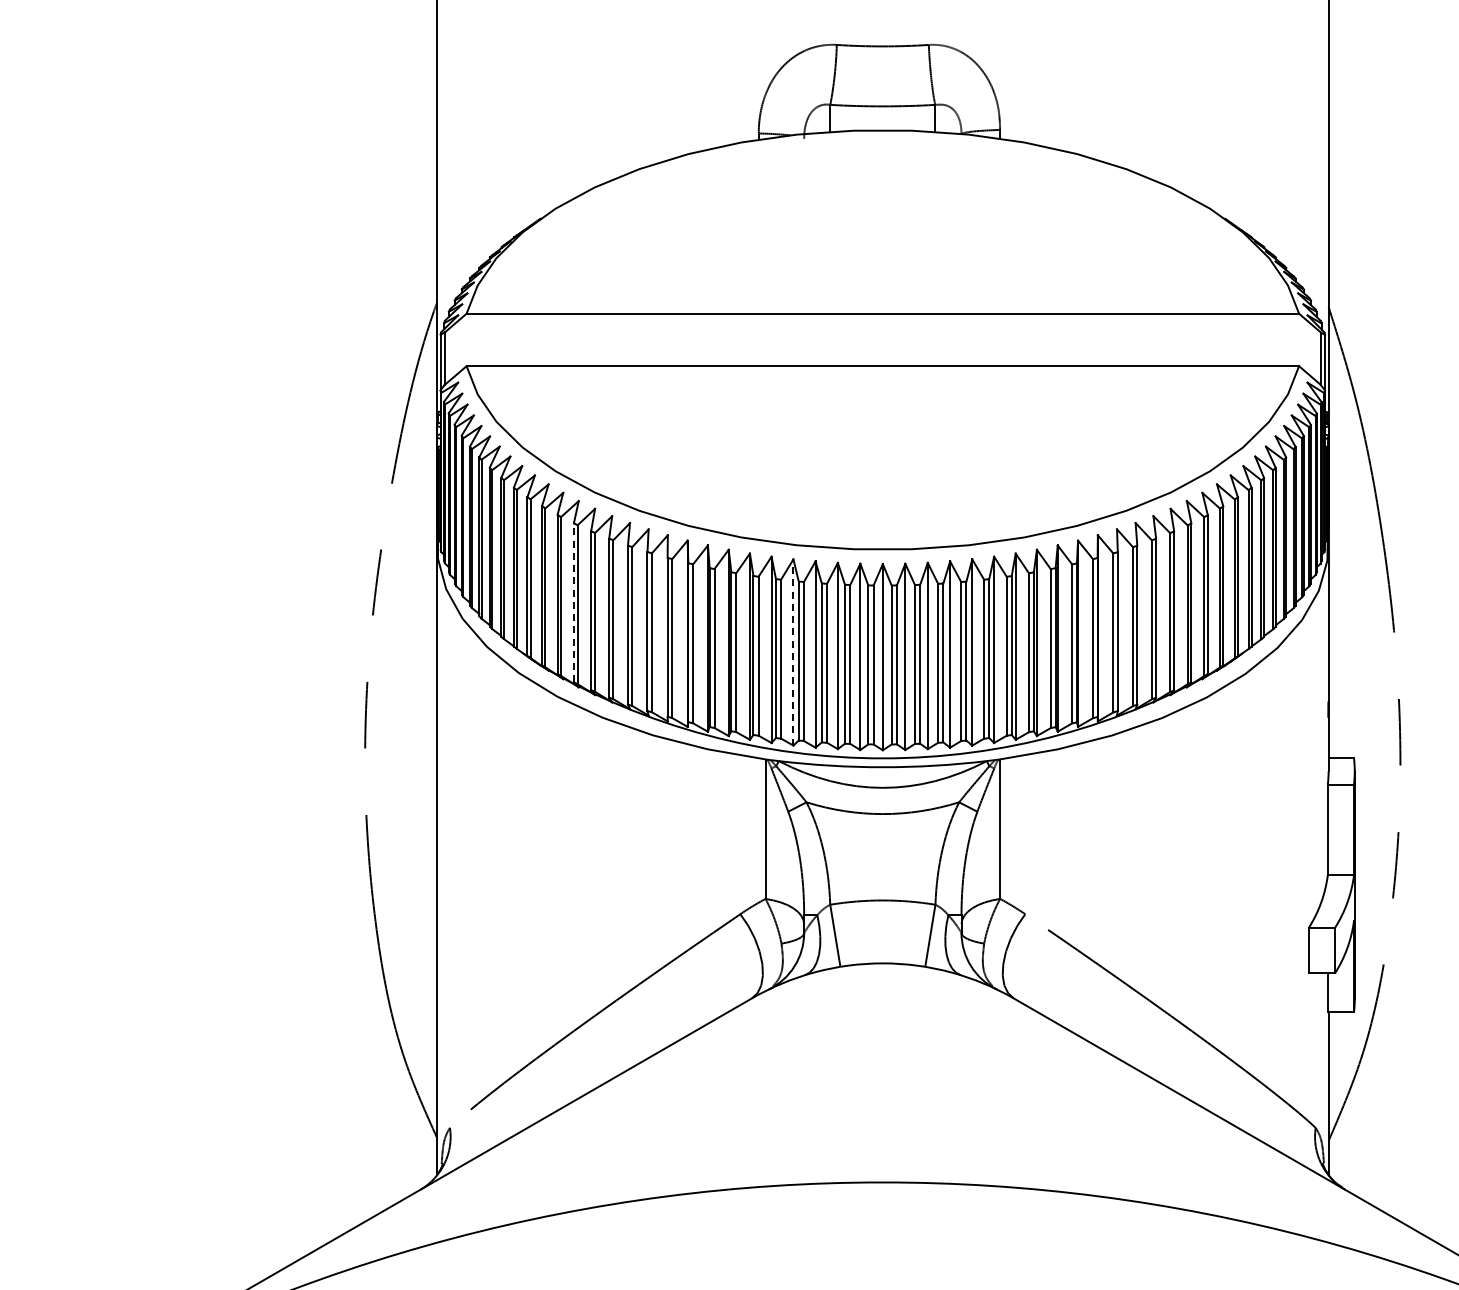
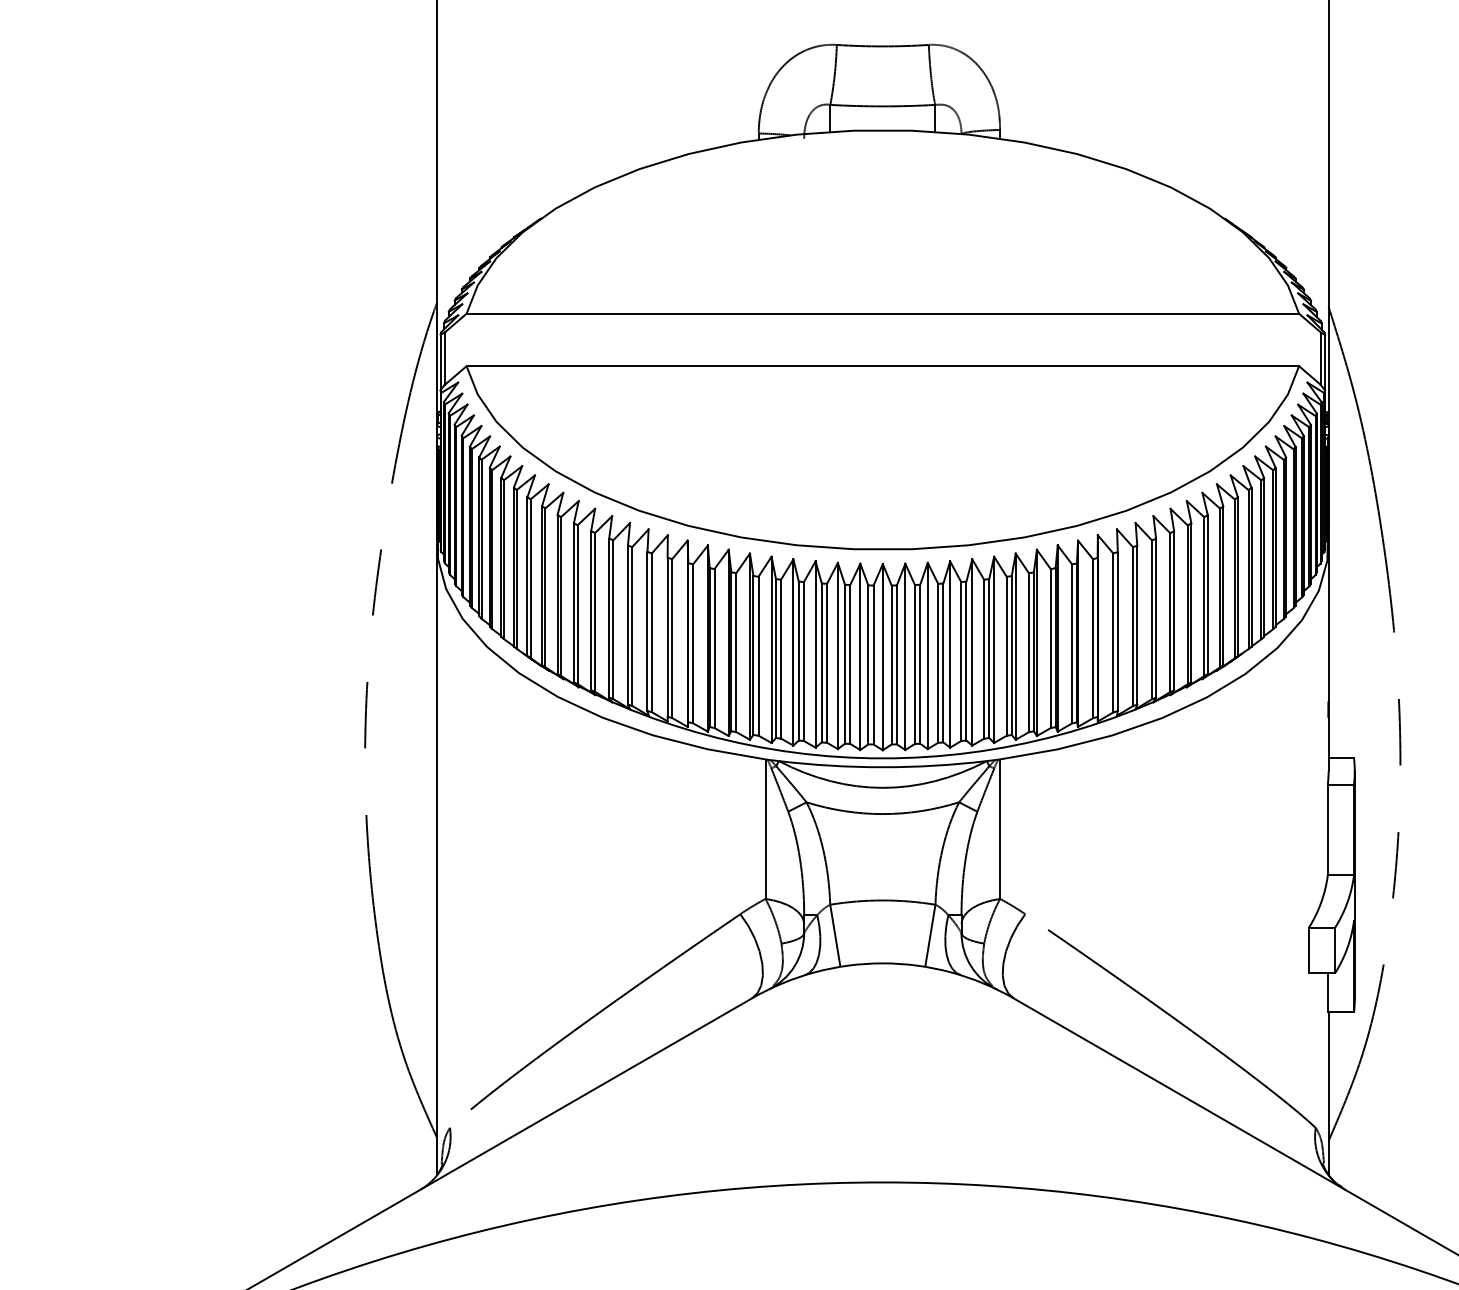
line: dashed -> solid (573, 602)
line: dashed -> solid (793, 651)
